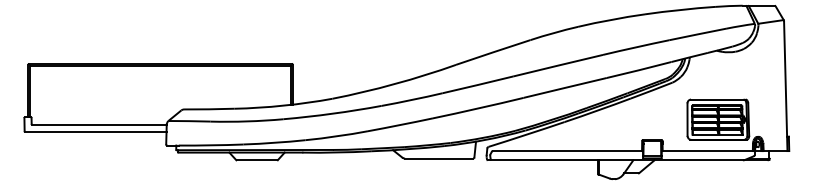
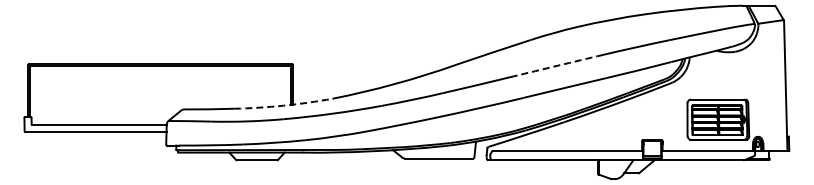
arc: solid -> dashed (558, 65)
arc: solid -> dashed (283, 105)
